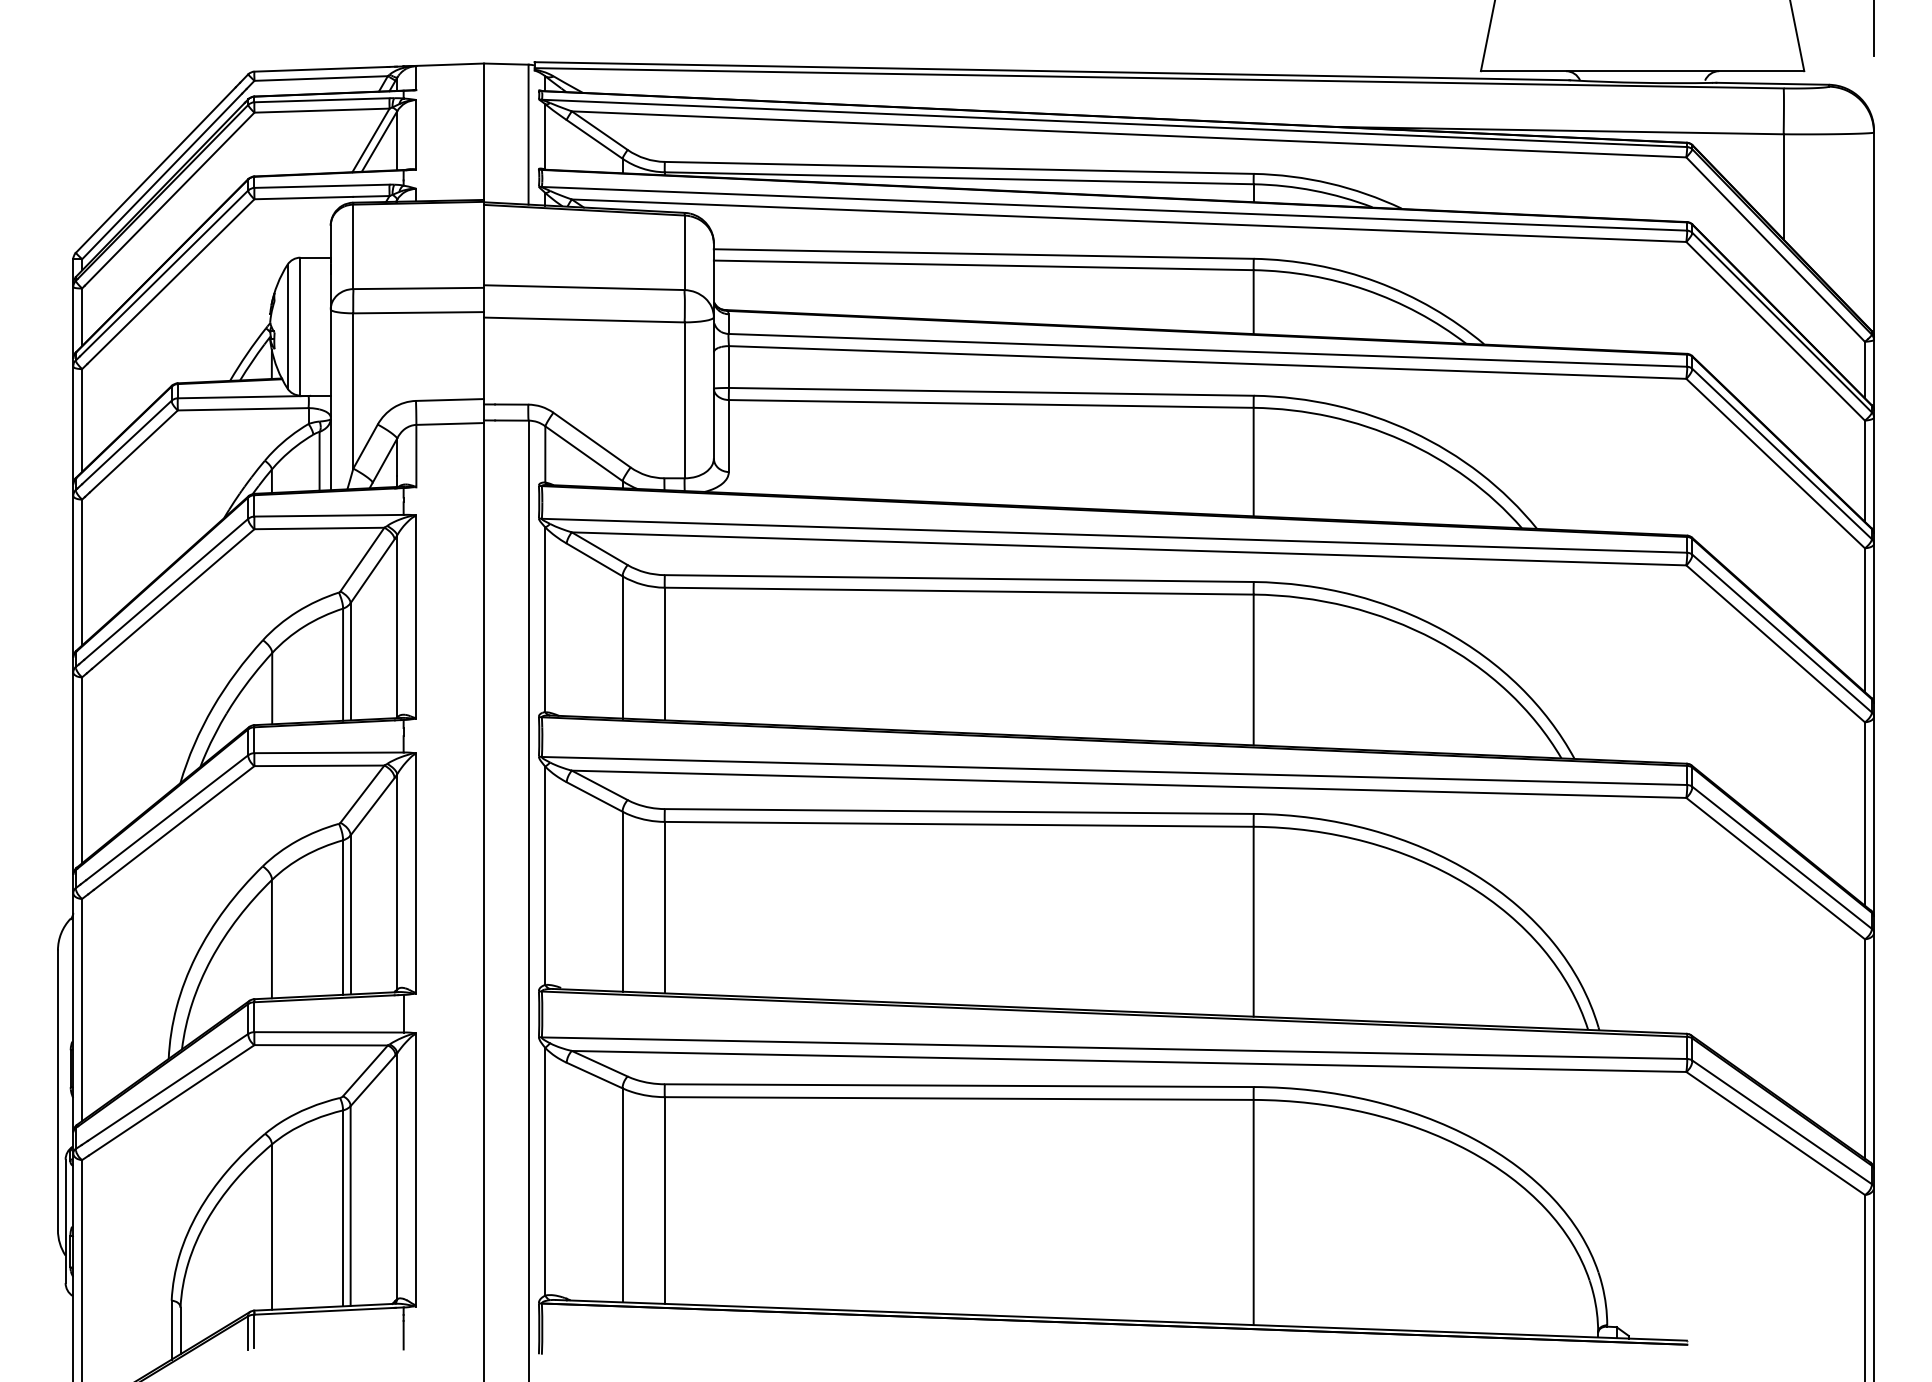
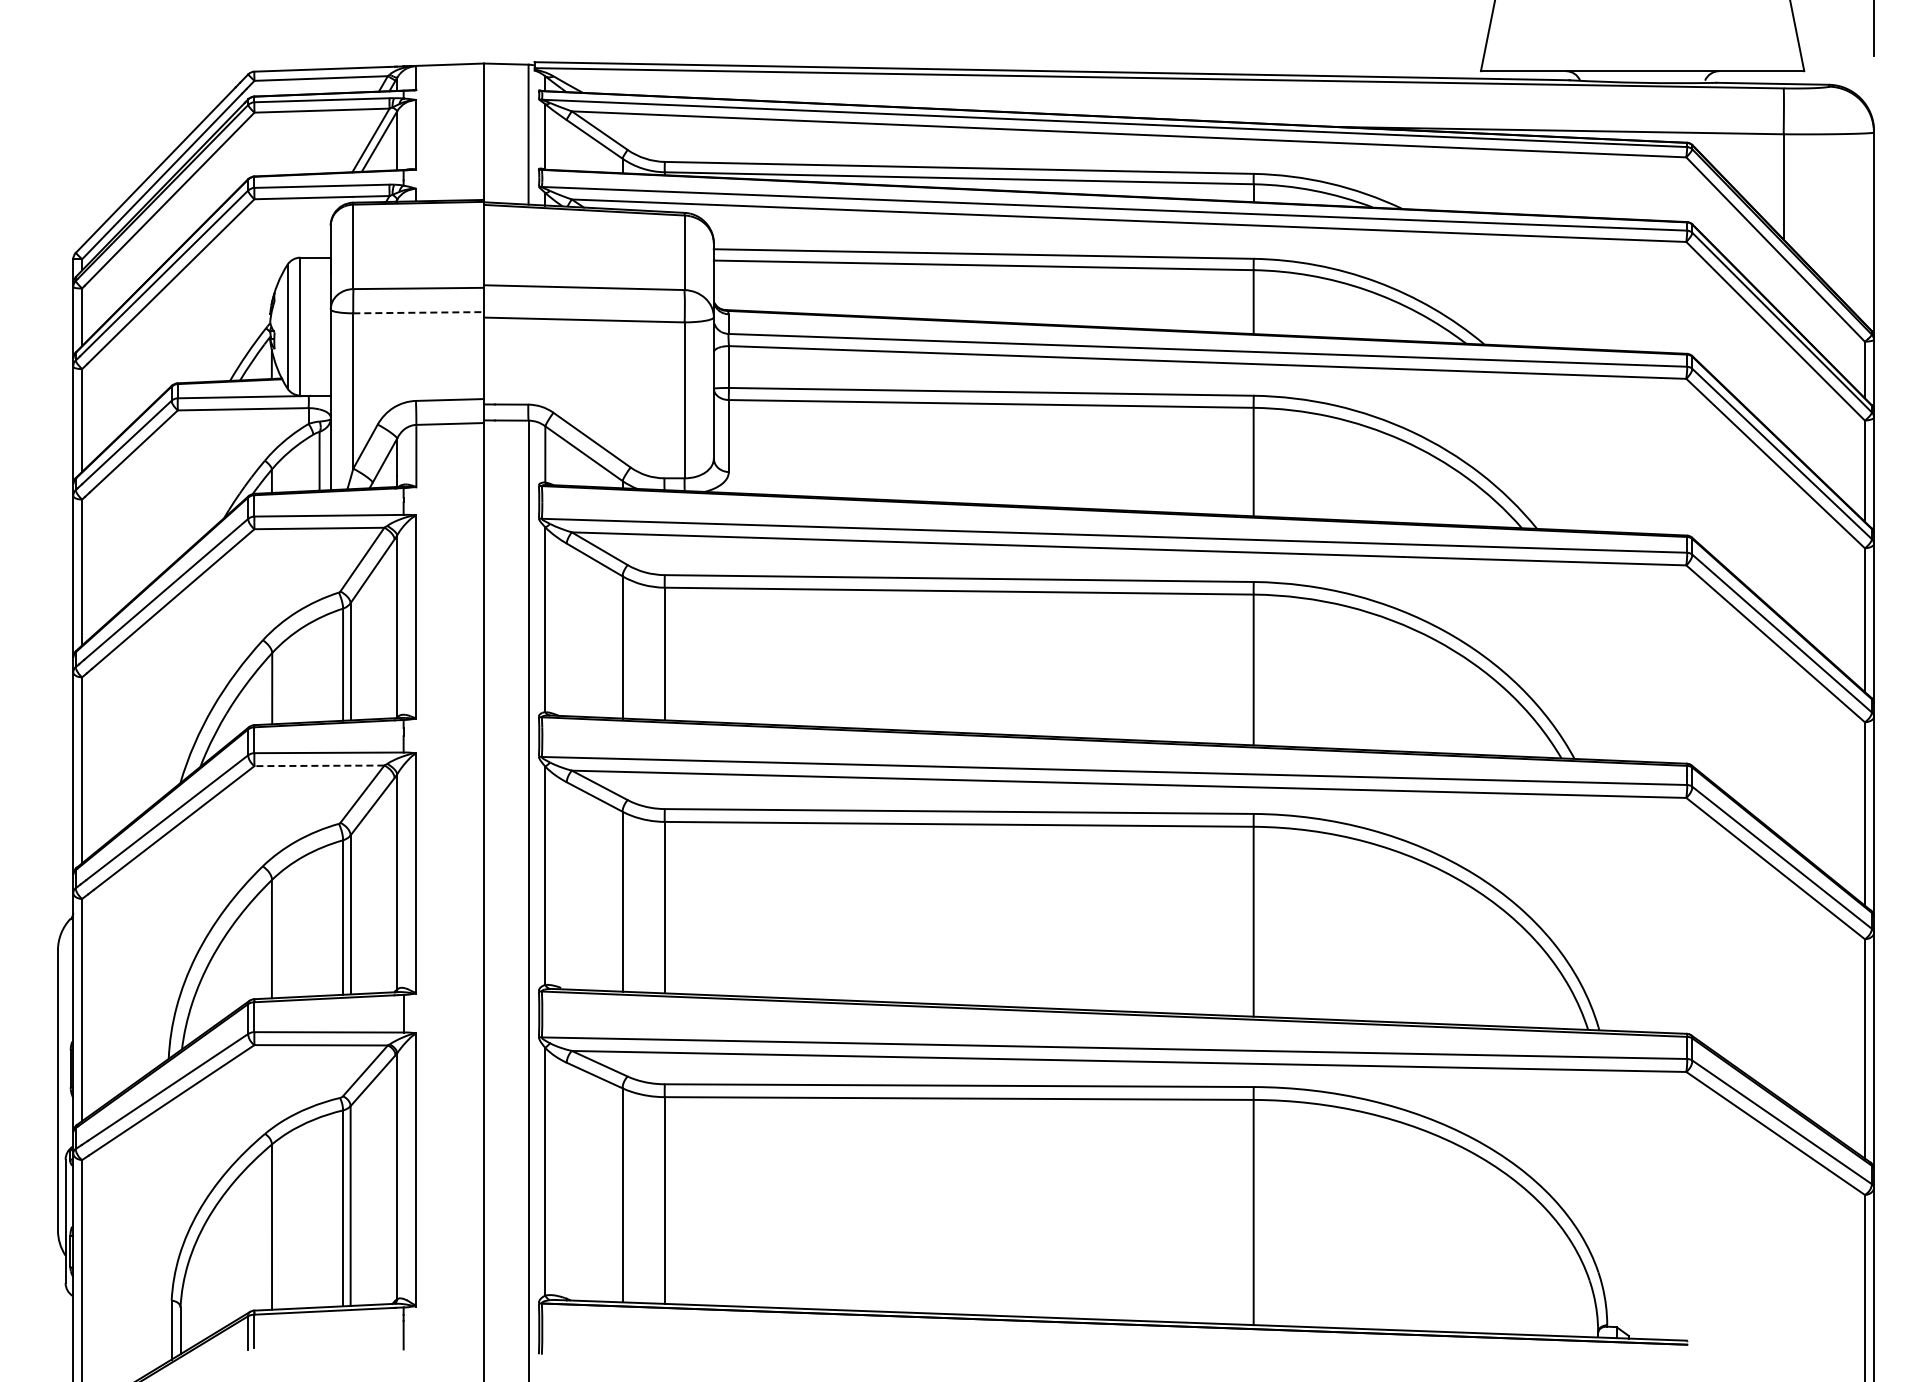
line: solid -> dashed (419, 312)
line: solid -> dashed (319, 765)
